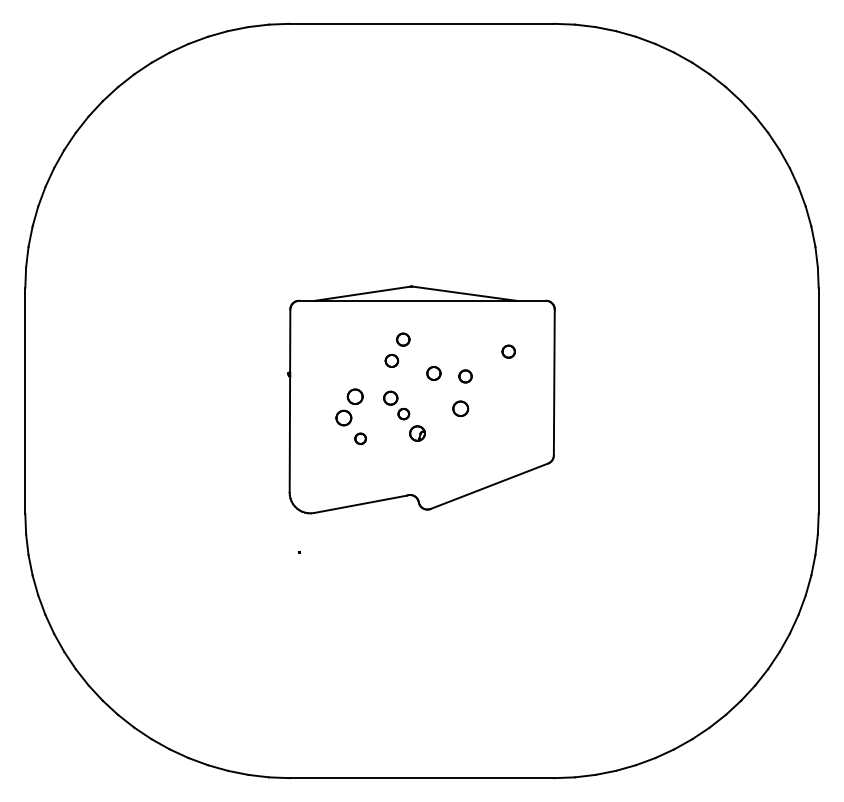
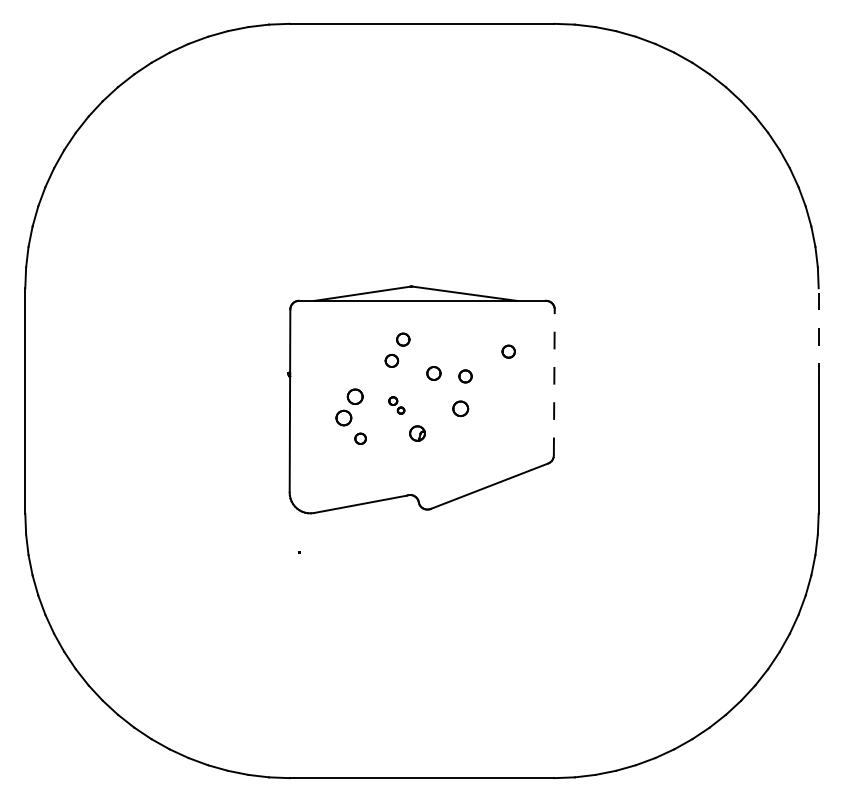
line: solid -> dashed (818, 334)
line: solid -> dashed (554, 382)
part size: 28x31 px -> 18x19 px (396, 405)
